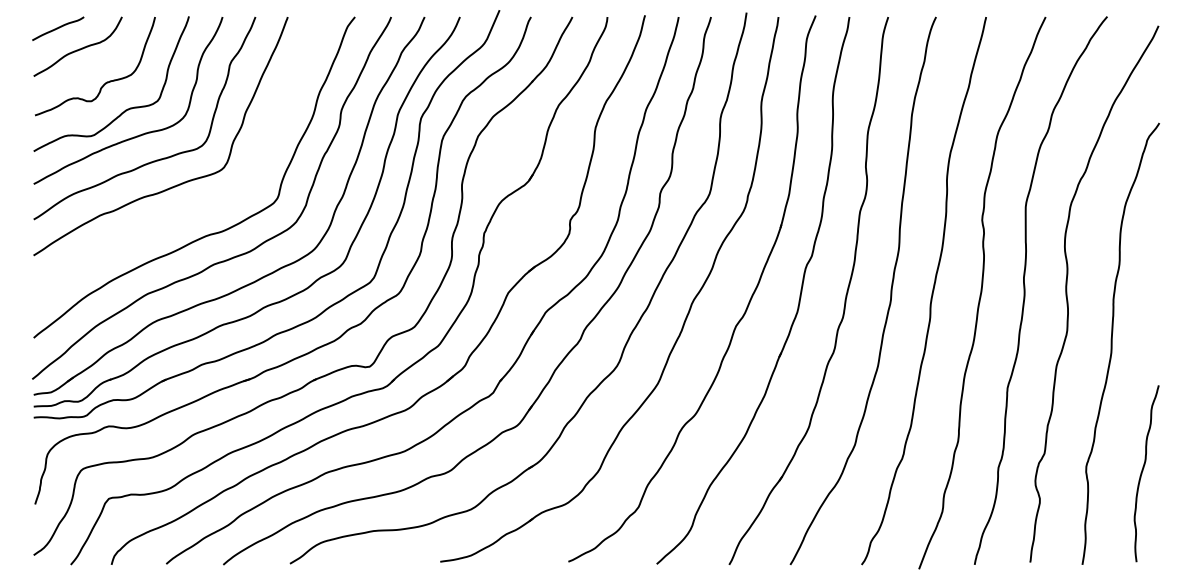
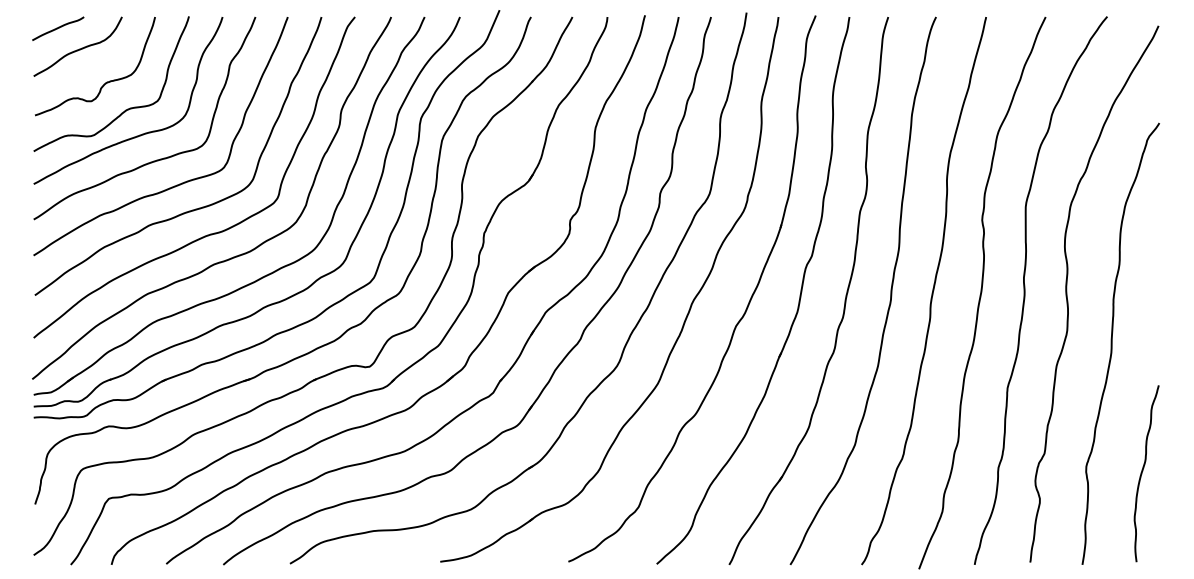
curve: none -> present (195, 208)
